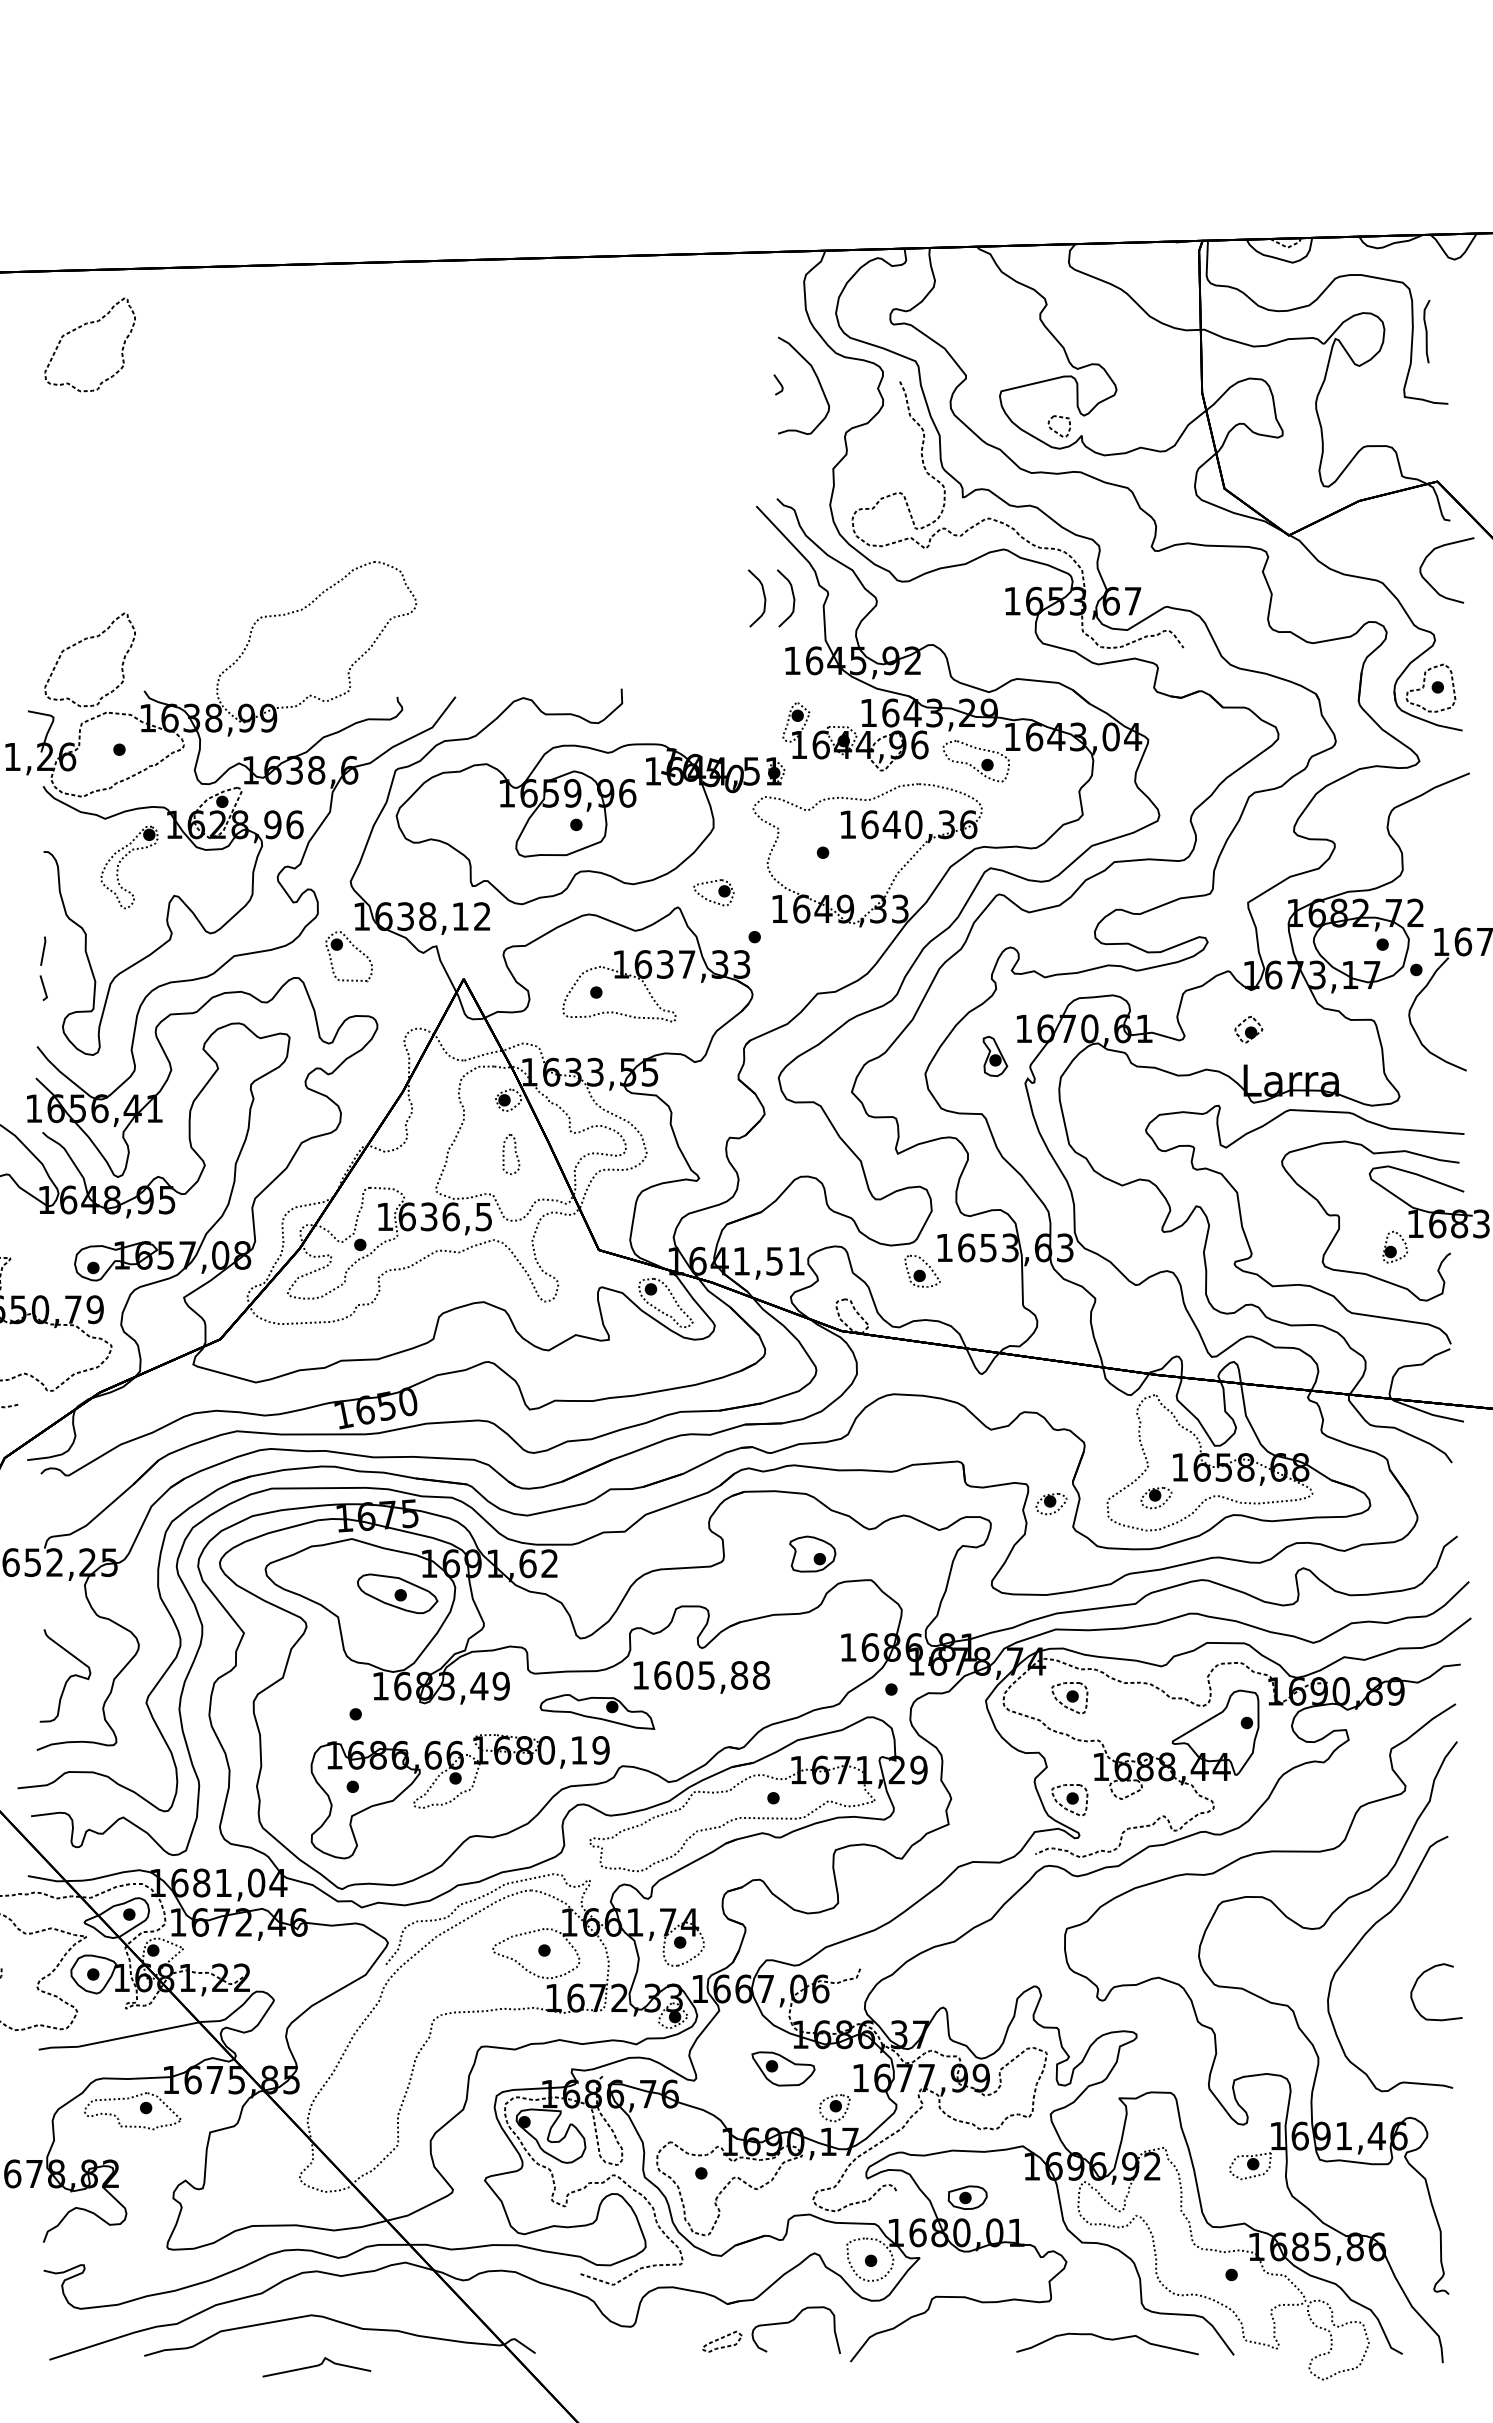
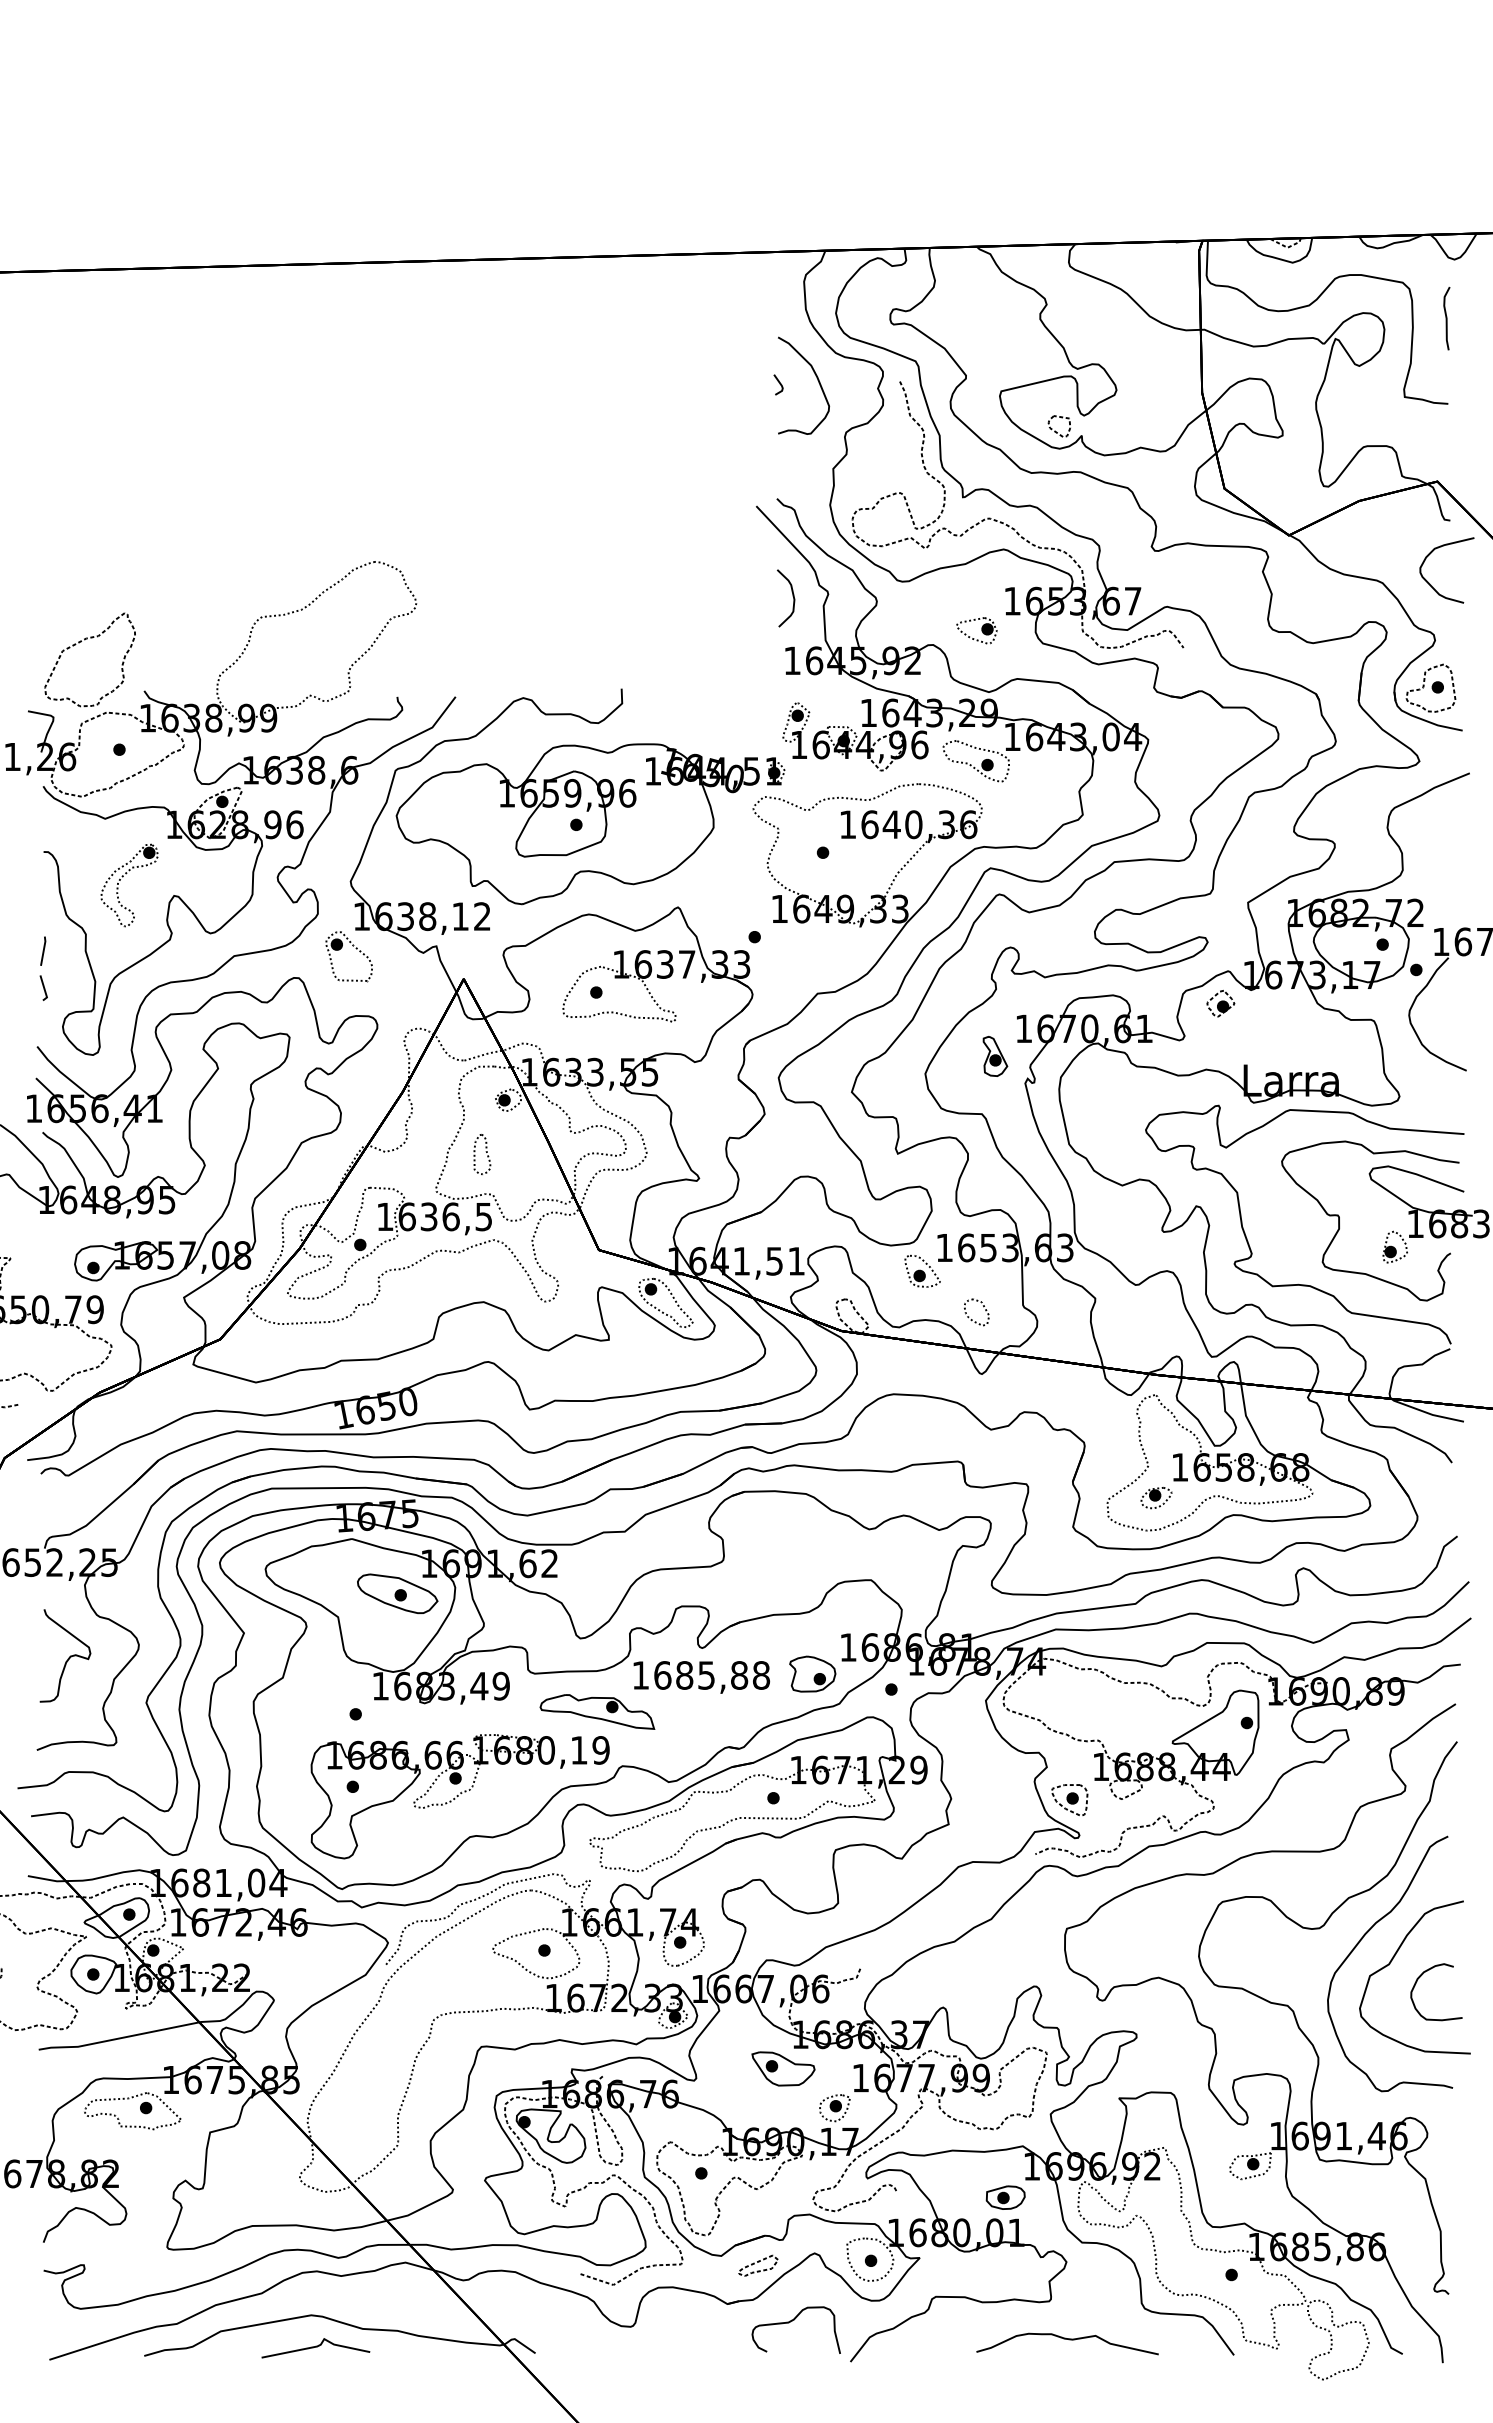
part: present -> none (81, 327)
curve position: (1426, 331) -> (1446, 318) (1446, 318)
curve: present -> none (763, 596)
part position: (120, 862) -> (120, 880) (120, 880)
part position: (713, 892) -> (976, 630) (976, 630)
part position: (1248, 1029) -> (1220, 1003) (1220, 1003)
part position: (511, 1154) -> (482, 1154) (482, 1154)
part: none -> present (969, 1316)
part: present -> none (1051, 1504)
part position: (812, 1553) -> (812, 1673) (812, 1673)
text: 1605,88 -> 1685,88 (684, 1675)
curve position: (68, 1677) -> (68, 1657) (68, 1657)
part: present -> none (1069, 1697)
curve: none -> present (1390, 1964)
part position: (967, 2197) -> (1005, 2197) (1005, 2197)
curve position: (1109, 2340) -> (1069, 2340) (1069, 2340)
part position: (722, 2341) -> (758, 2265) (758, 2265)
curve position: (316, 2366) -> (315, 2347) (315, 2347)
